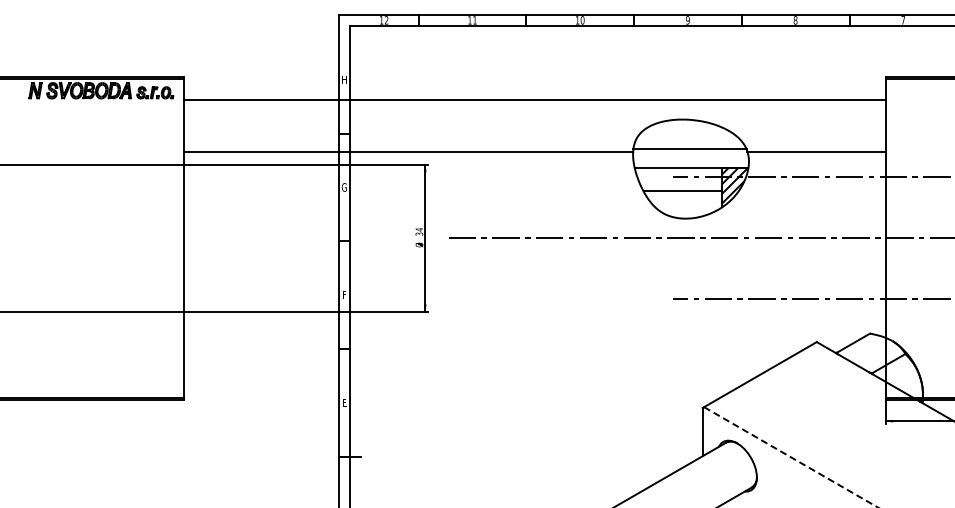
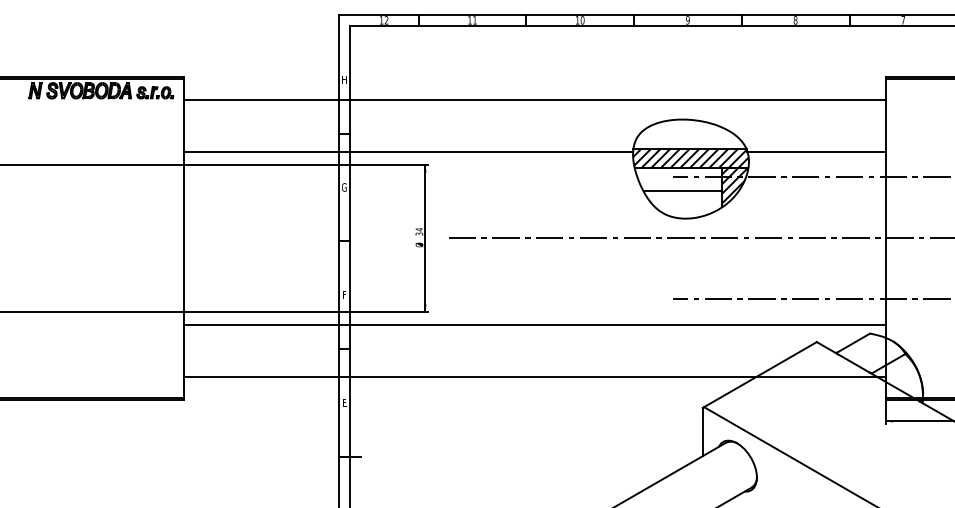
hatch: none -> present (690, 158)
line: none -> present (534, 325)
line: none -> present (534, 376)
line: dashed -> solid (791, 457)
